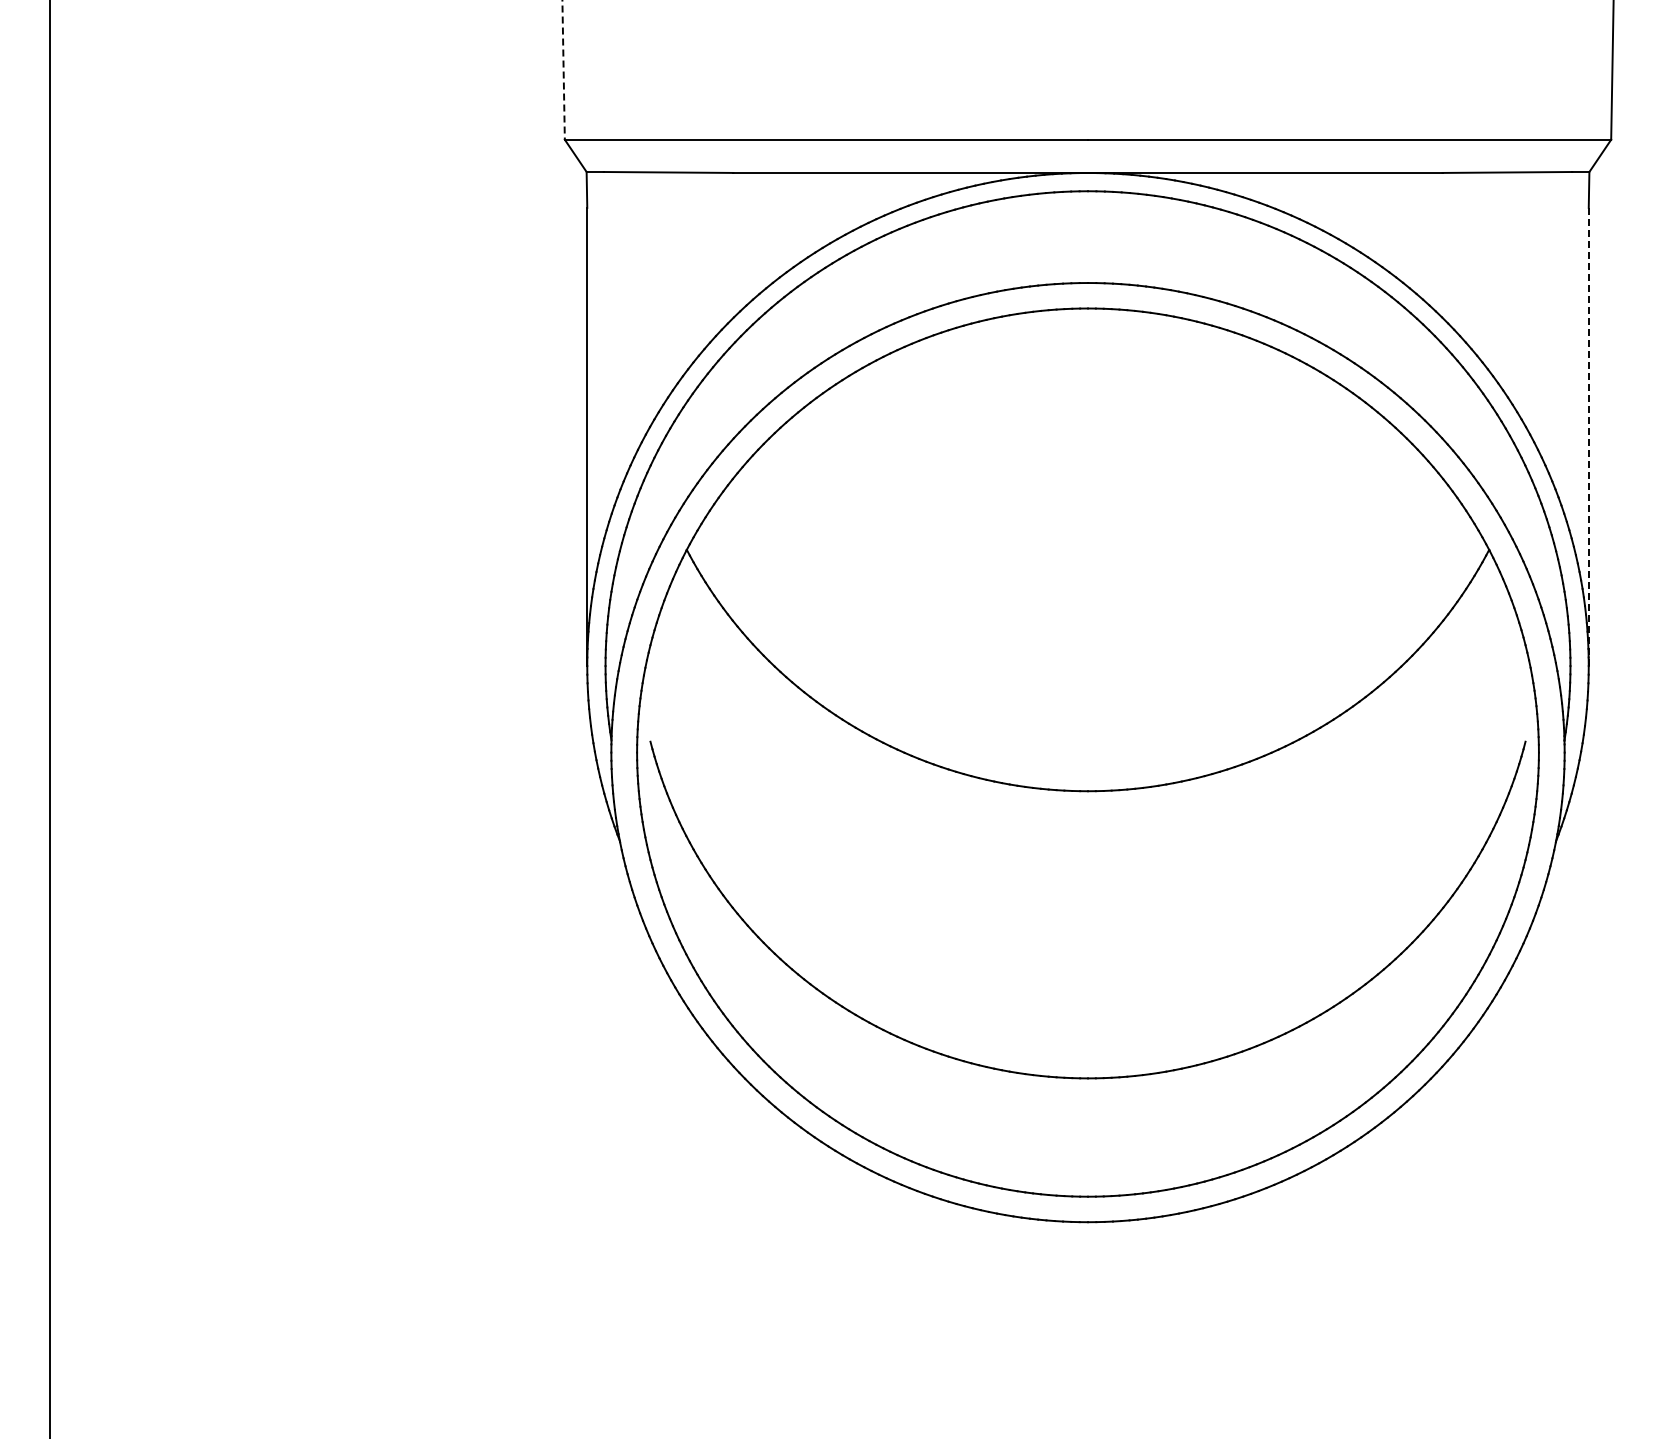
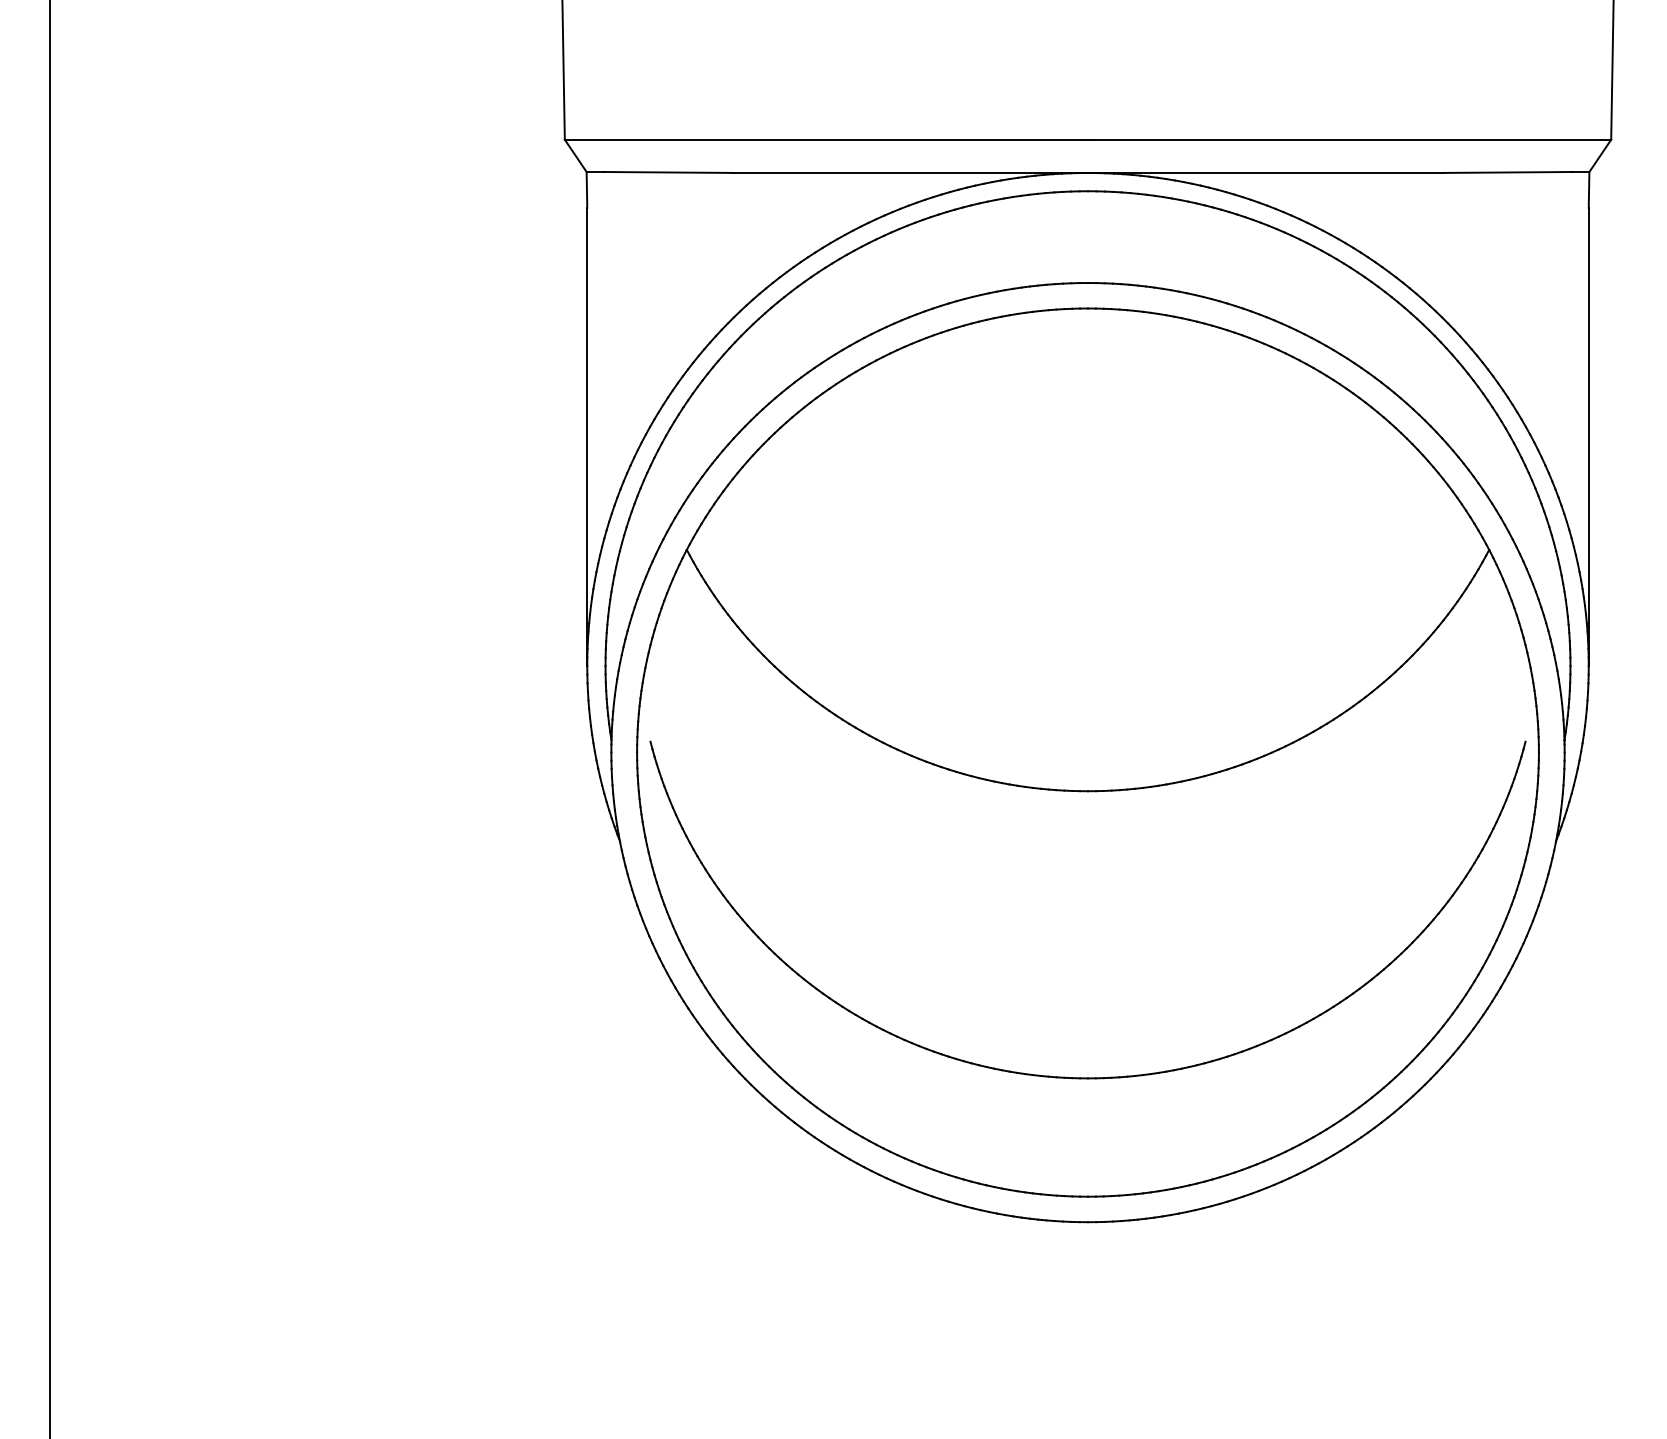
line: dashed -> solid (563, 69)
line: dashed -> solid (1588, 437)
